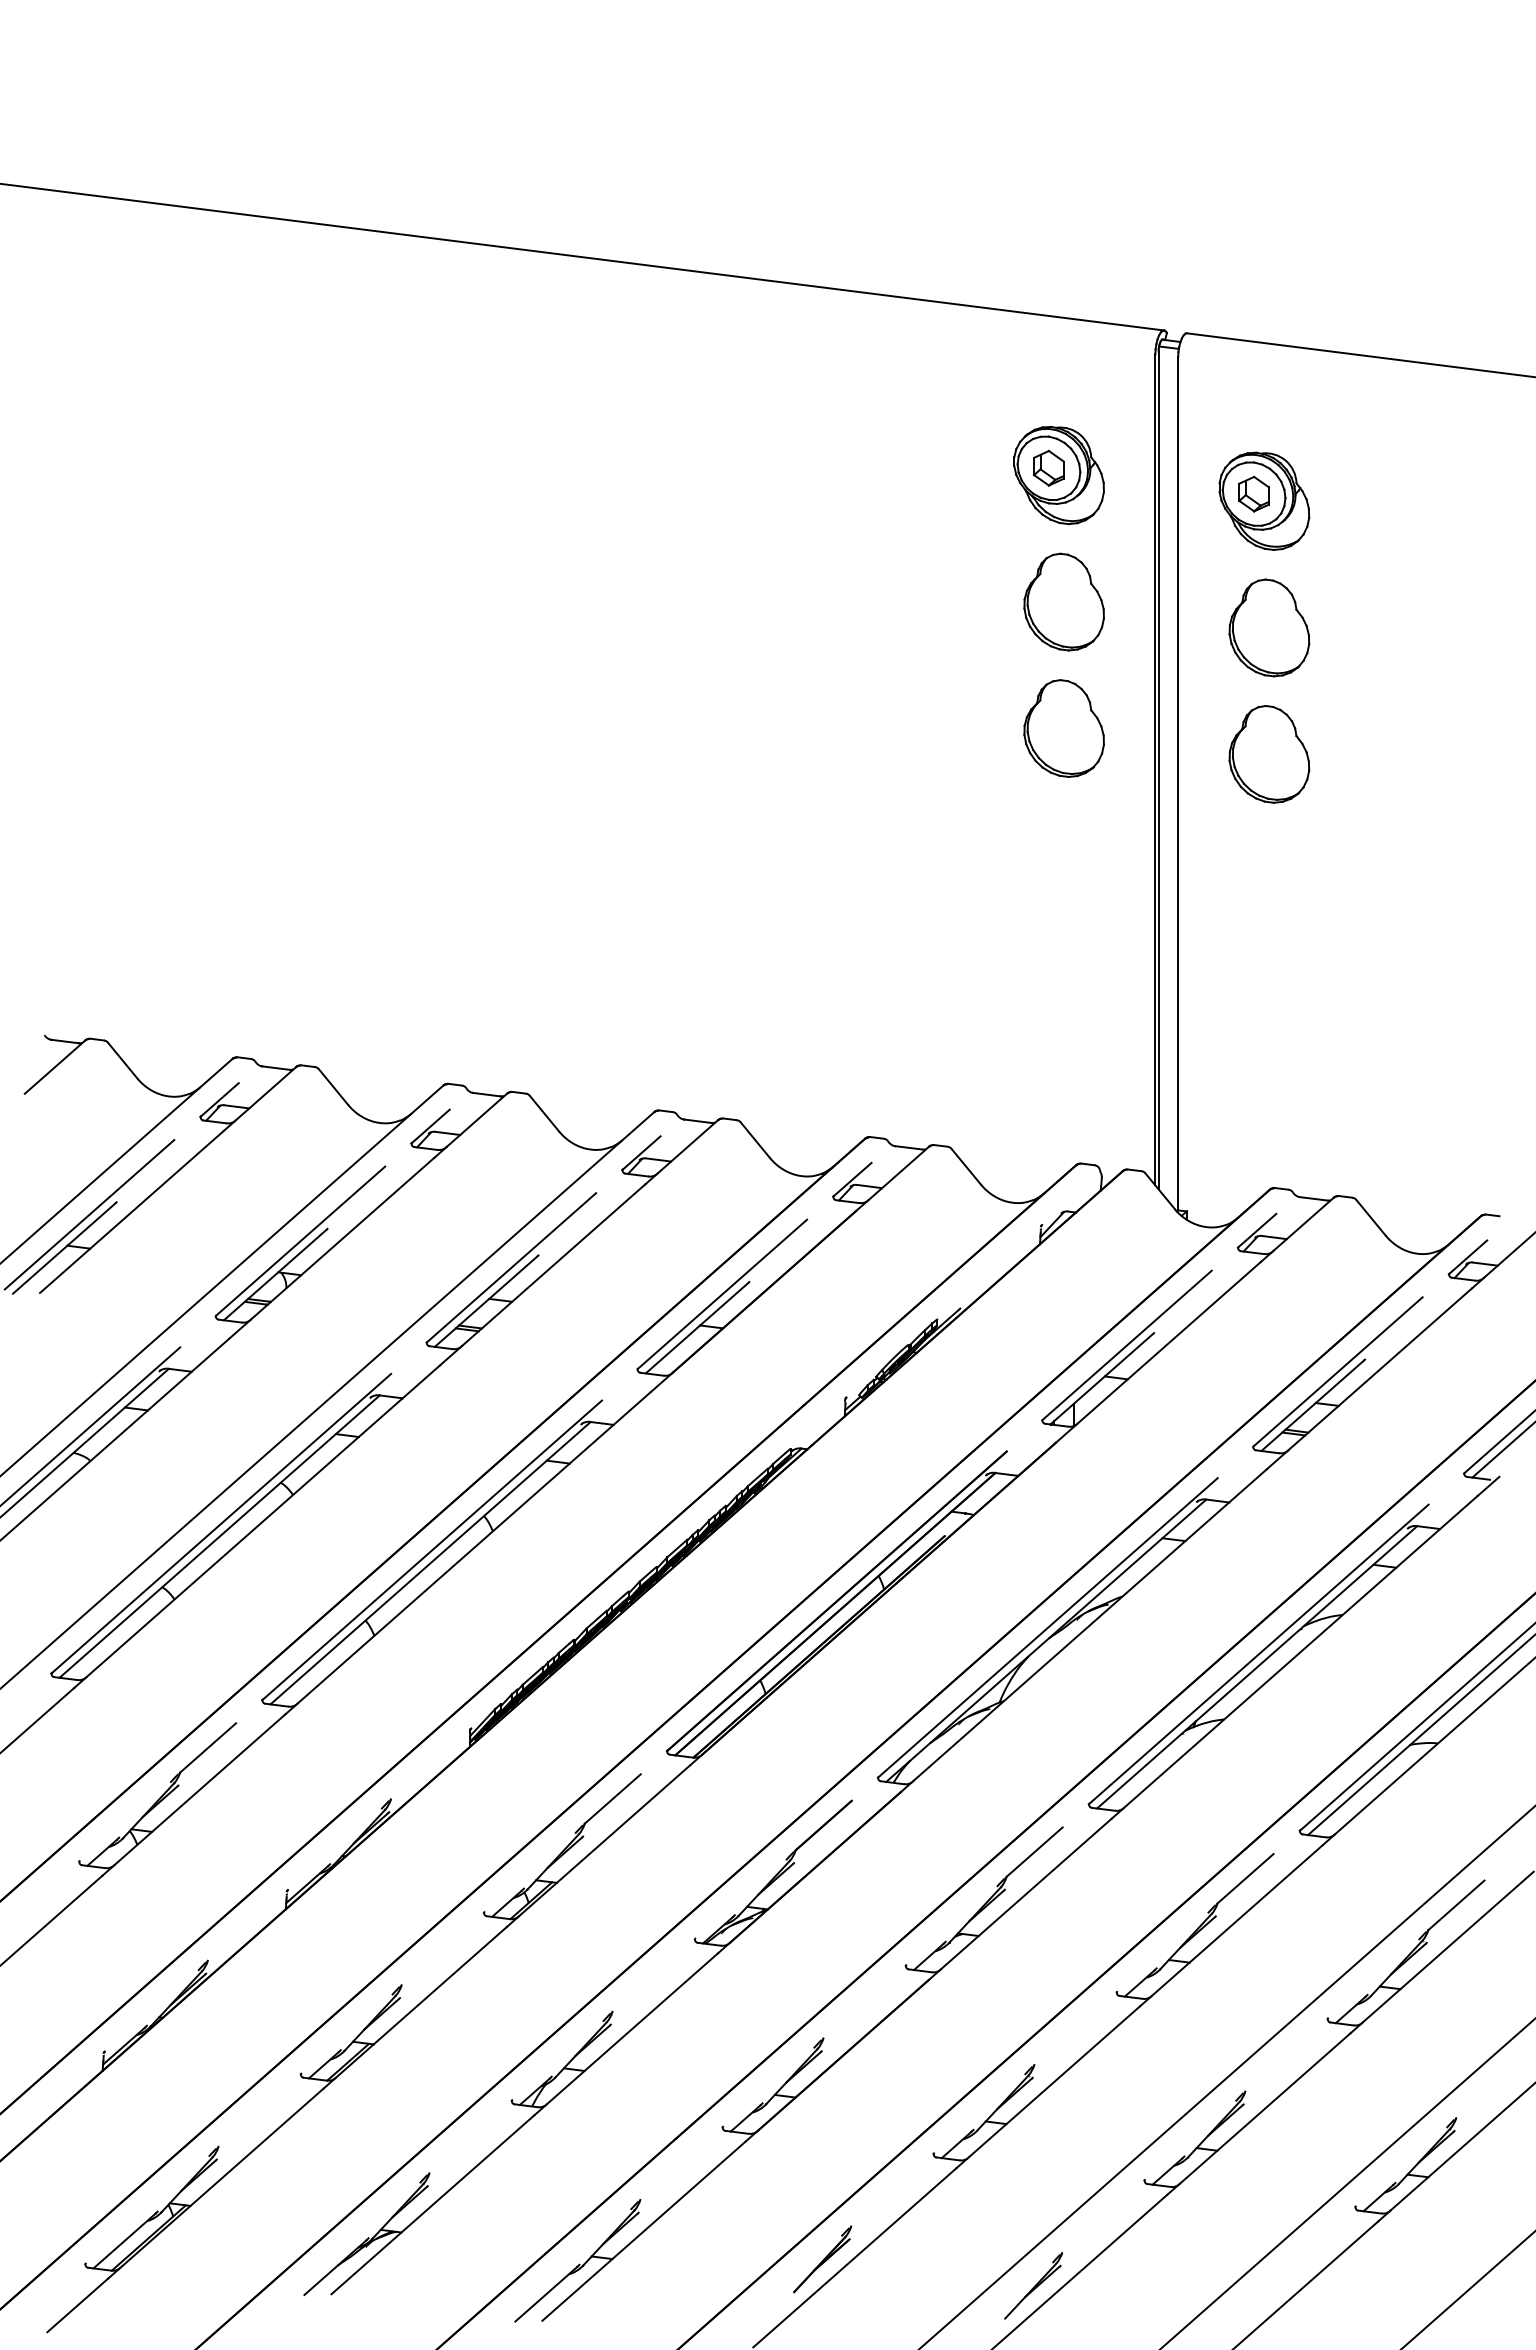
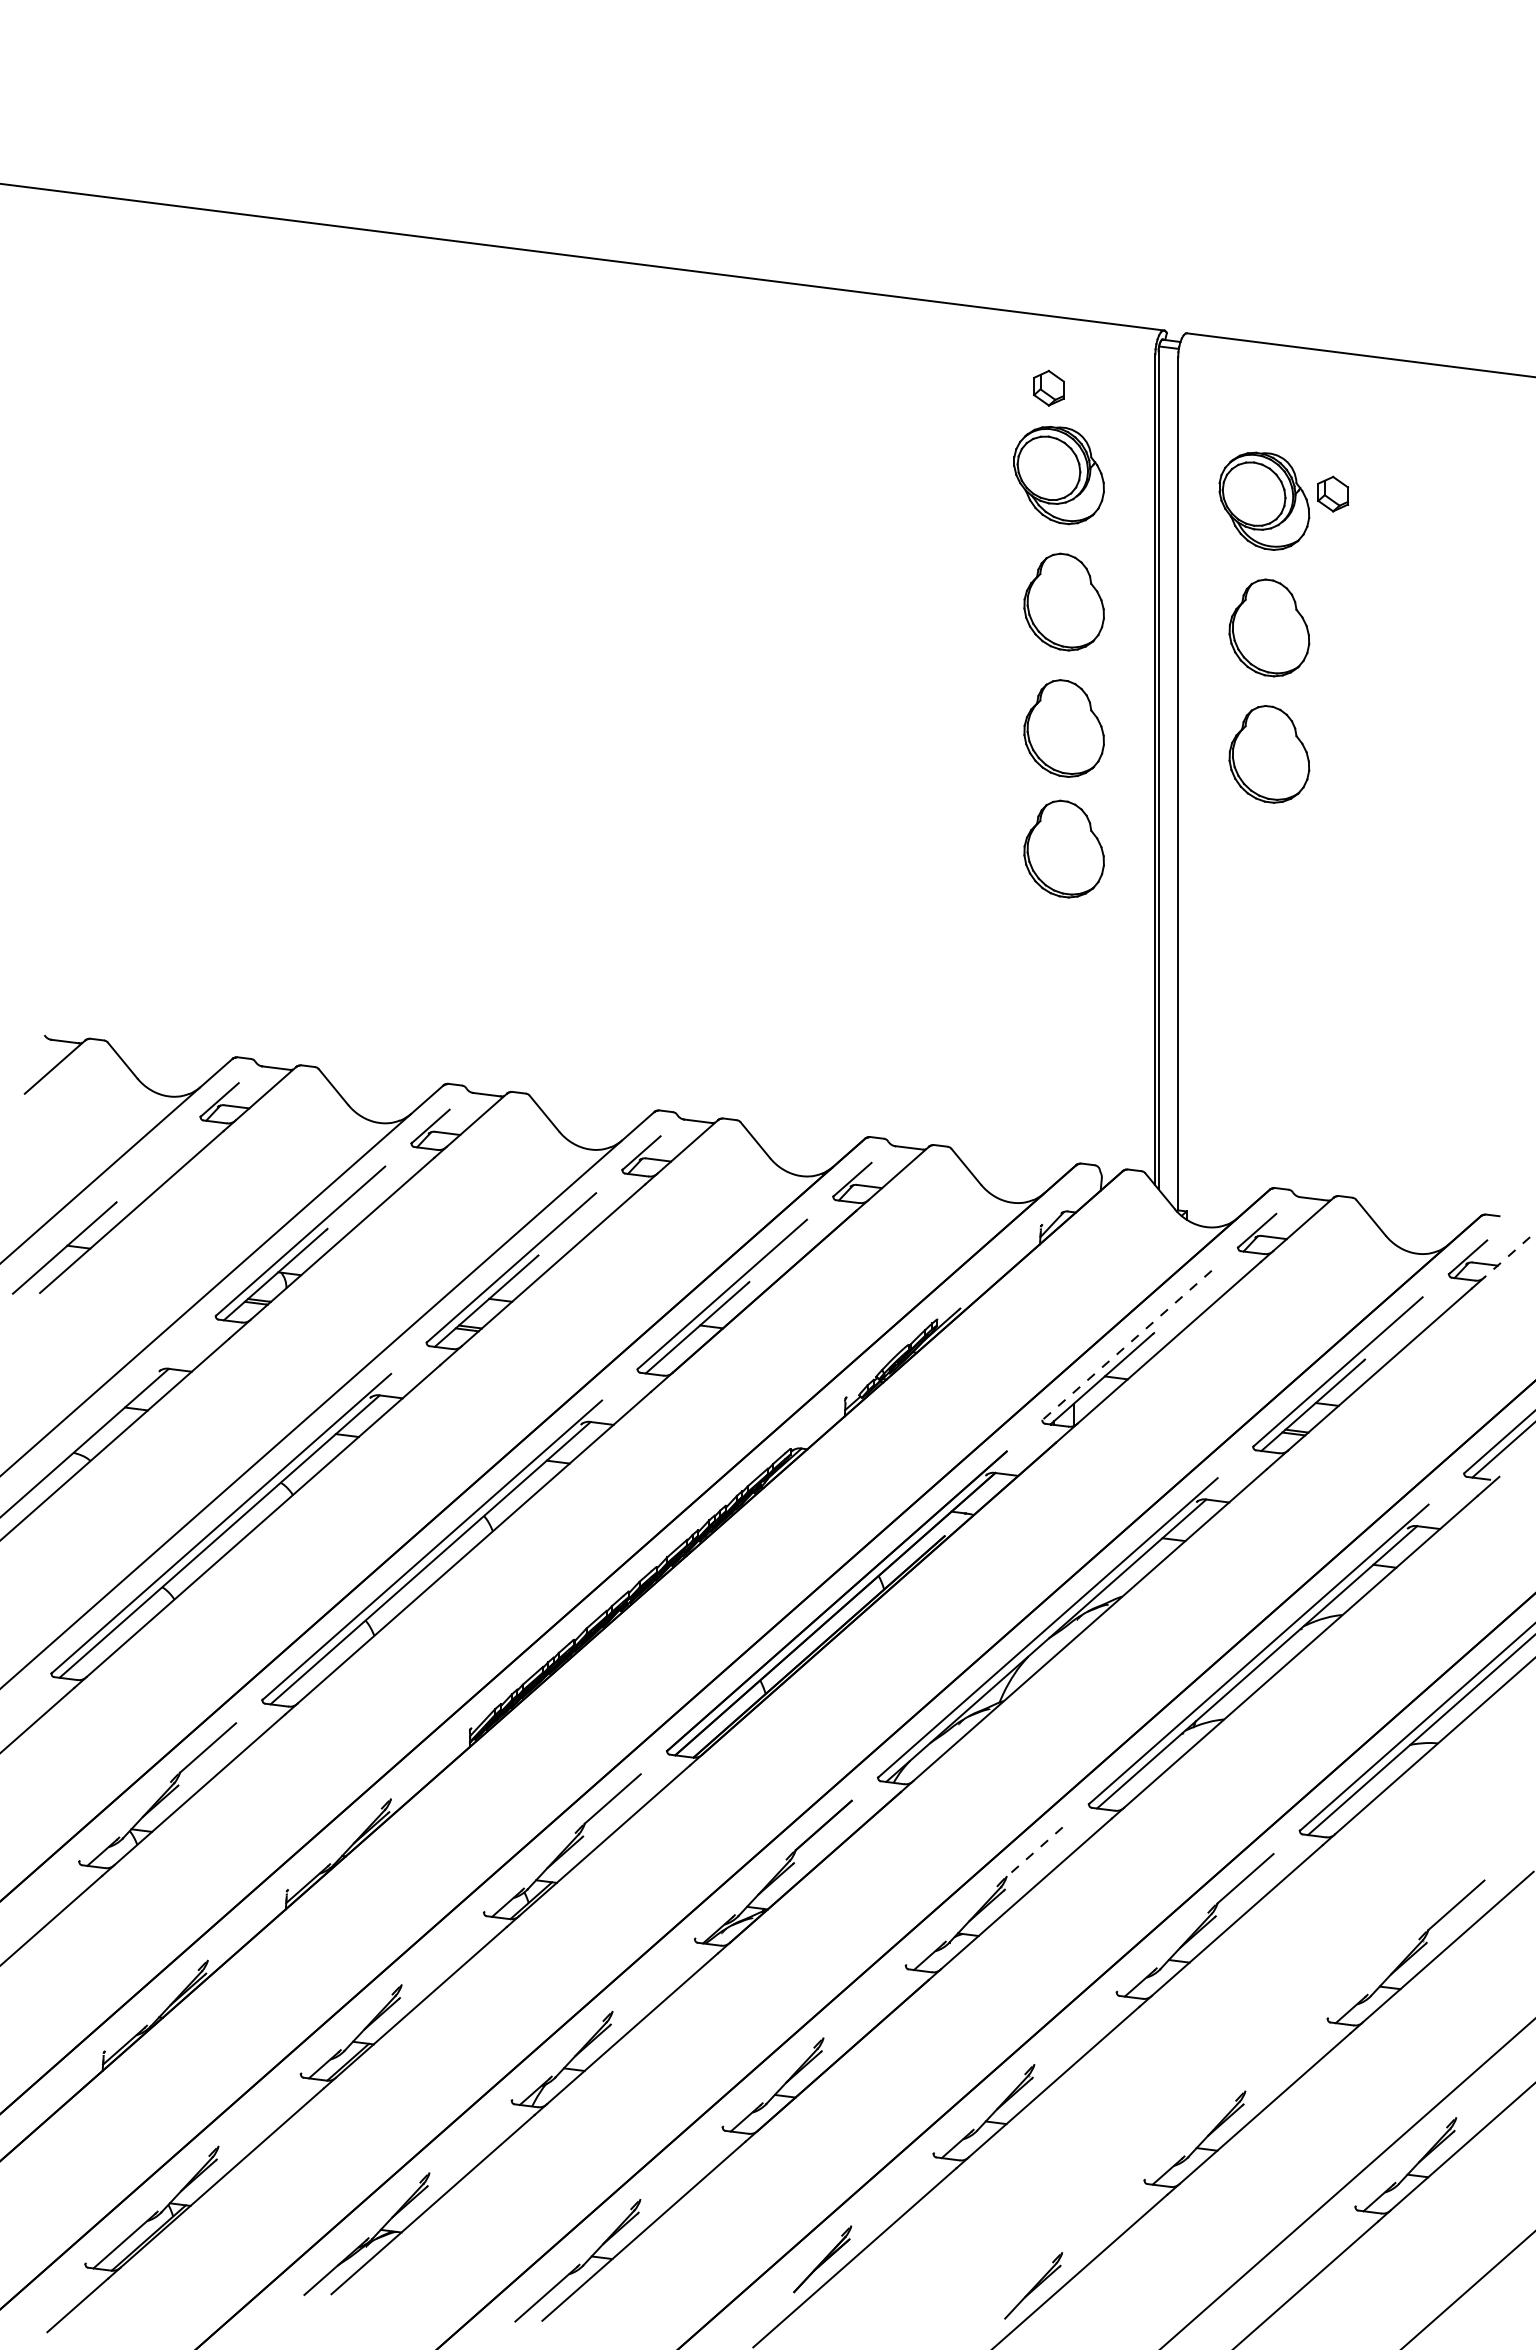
part position: (1048, 468) -> (1048, 388) (1048, 388)
part position: (1254, 493) -> (1333, 493) (1333, 493)
part: none -> present (1063, 848)
line: present -> none (89, 1214)
line: solid -> dashed (1509, 1255)
line: solid -> dashed (1127, 1345)
line: present -> none (91, 1425)
line: solid -> dashed (1034, 1852)
line: present -> none (1227, 2077)
